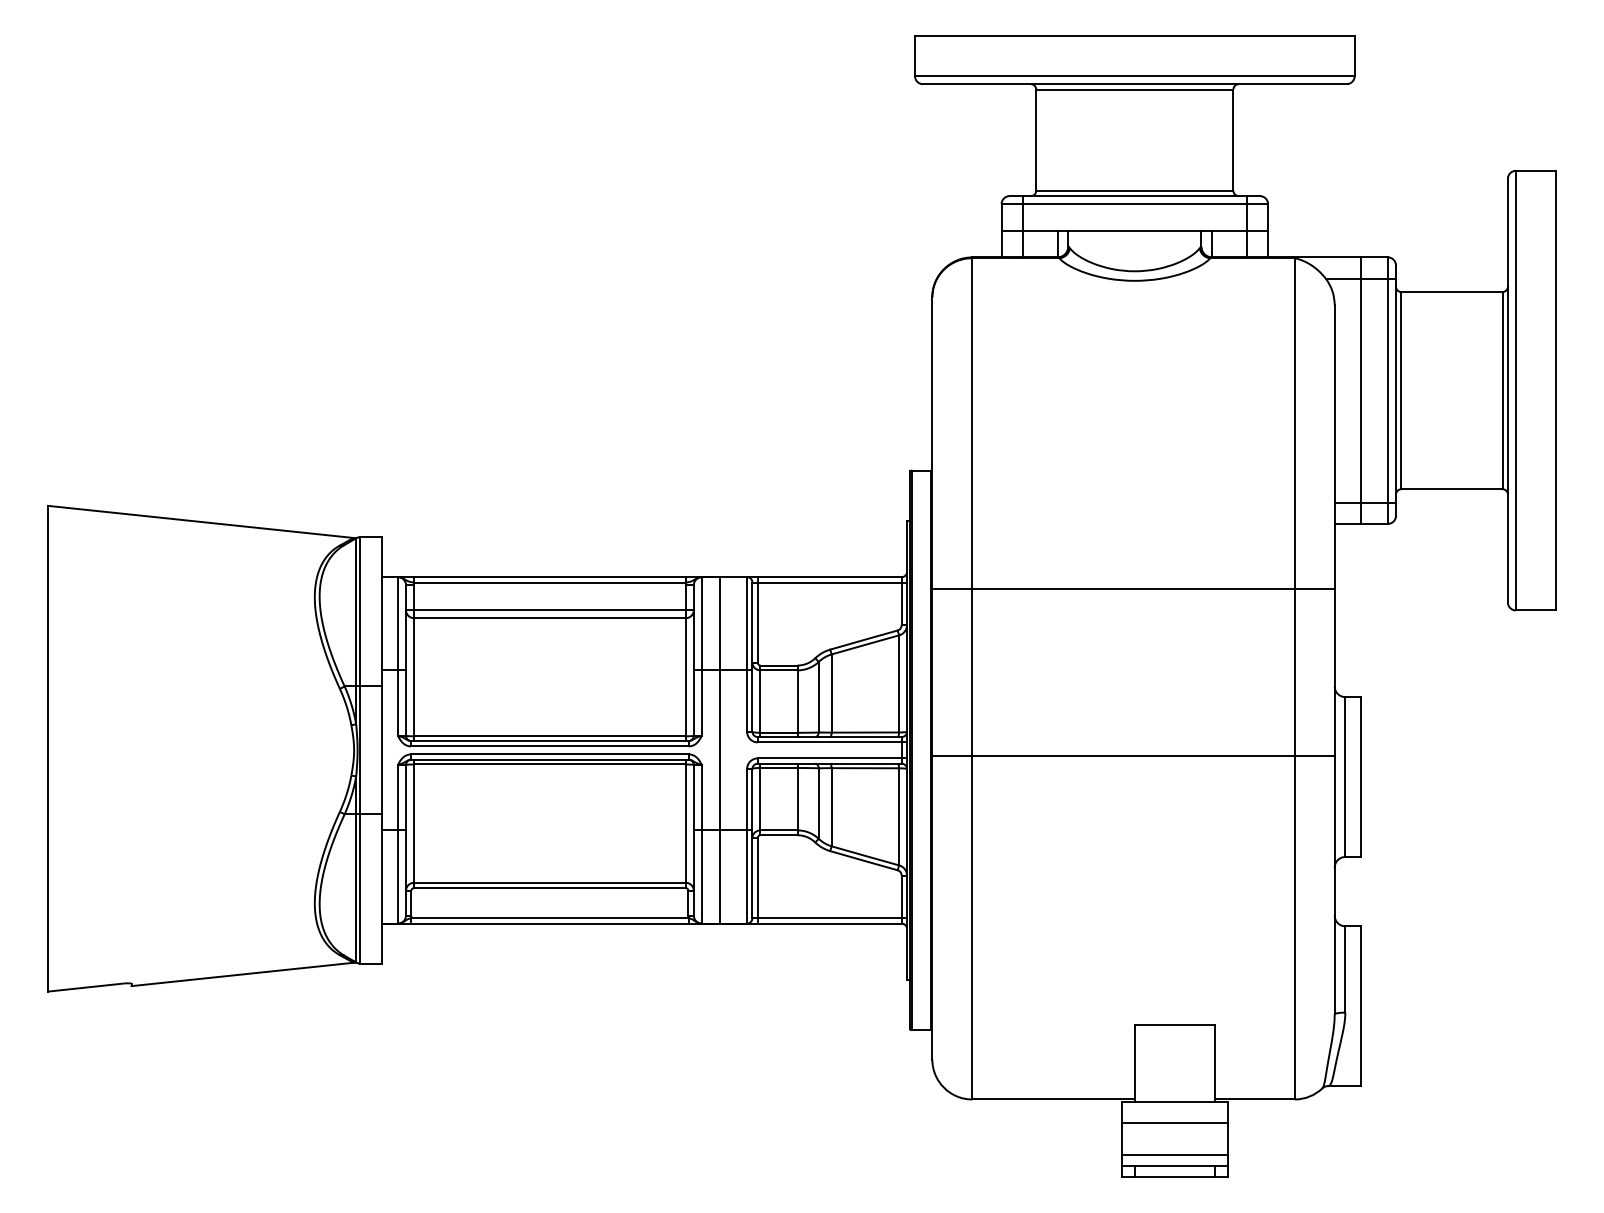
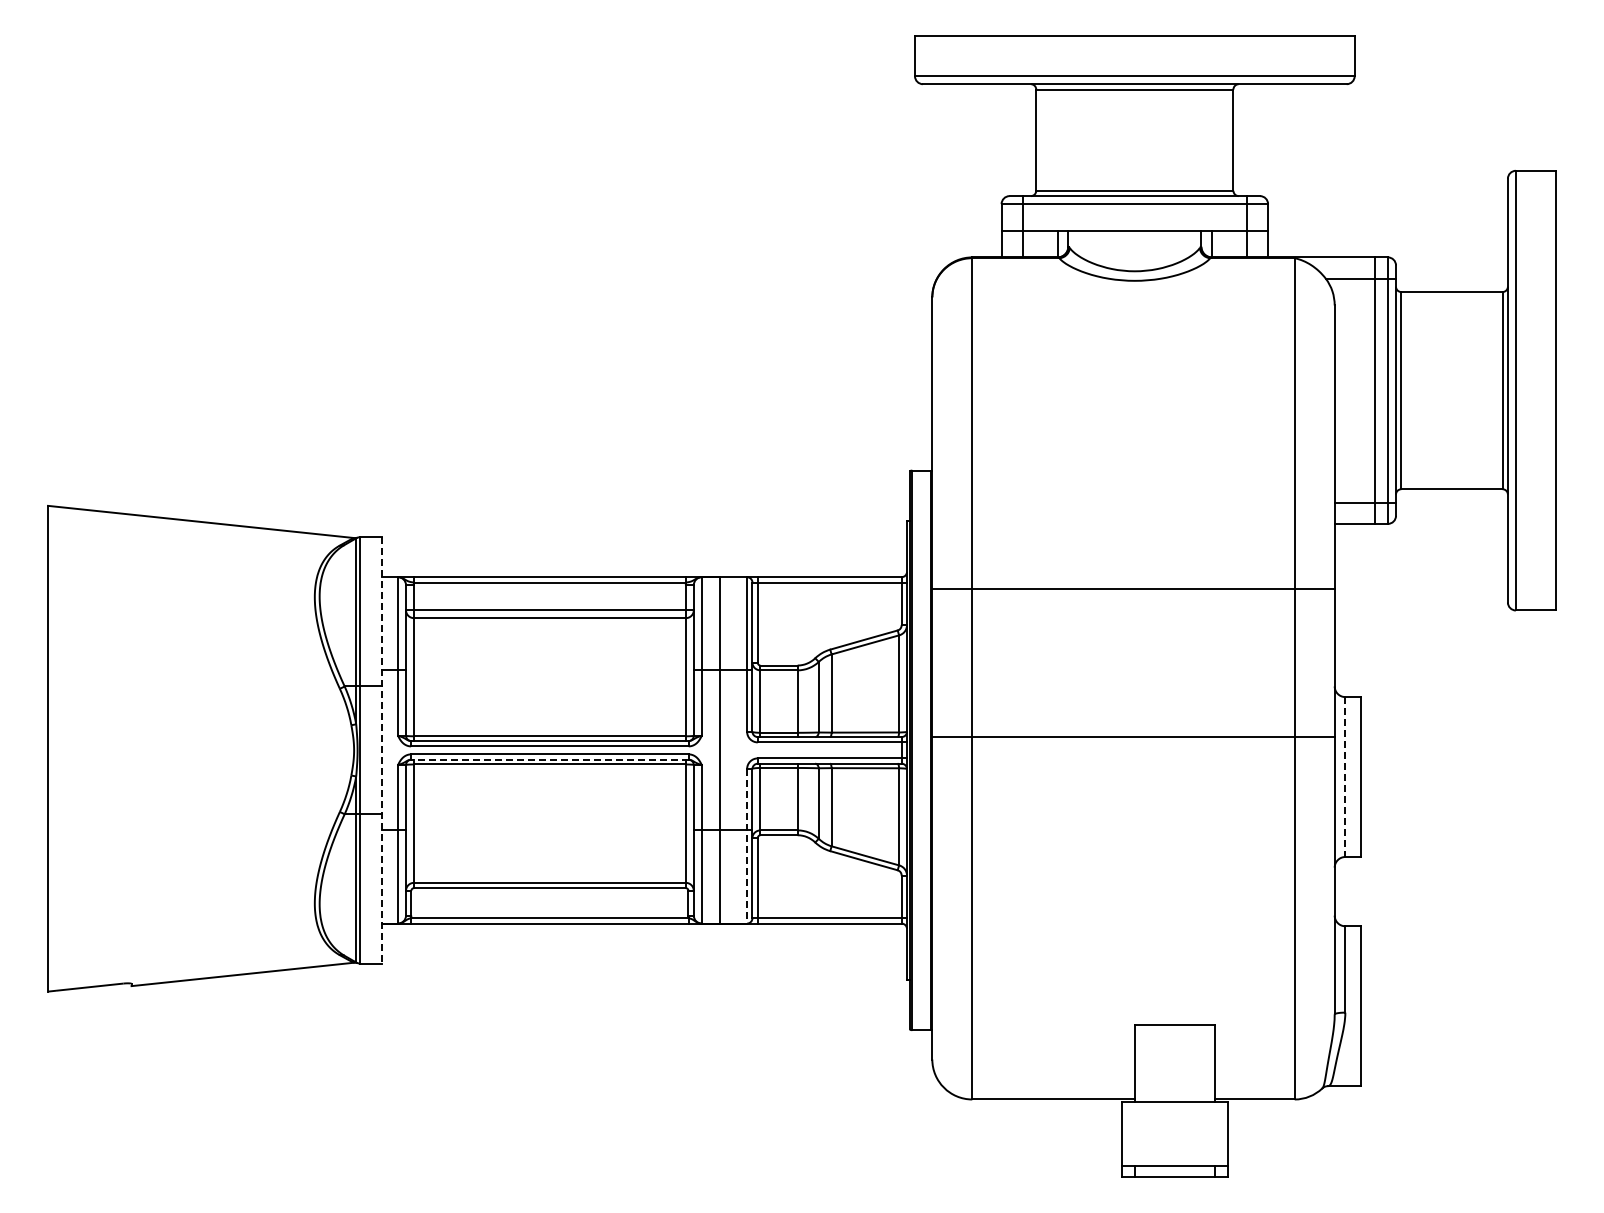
line position: (1361, 390) -> (1375, 390) (1375, 390)
line: solid -> dashed (382, 750)
line position: (1133, 755) -> (1133, 736) (1133, 736)
line: solid -> dashed (549, 759)
line: solid -> dashed (1345, 777)
line: solid -> dashed (747, 846)
line: present -> none (1174, 1123)
line: present -> none (1174, 1155)
